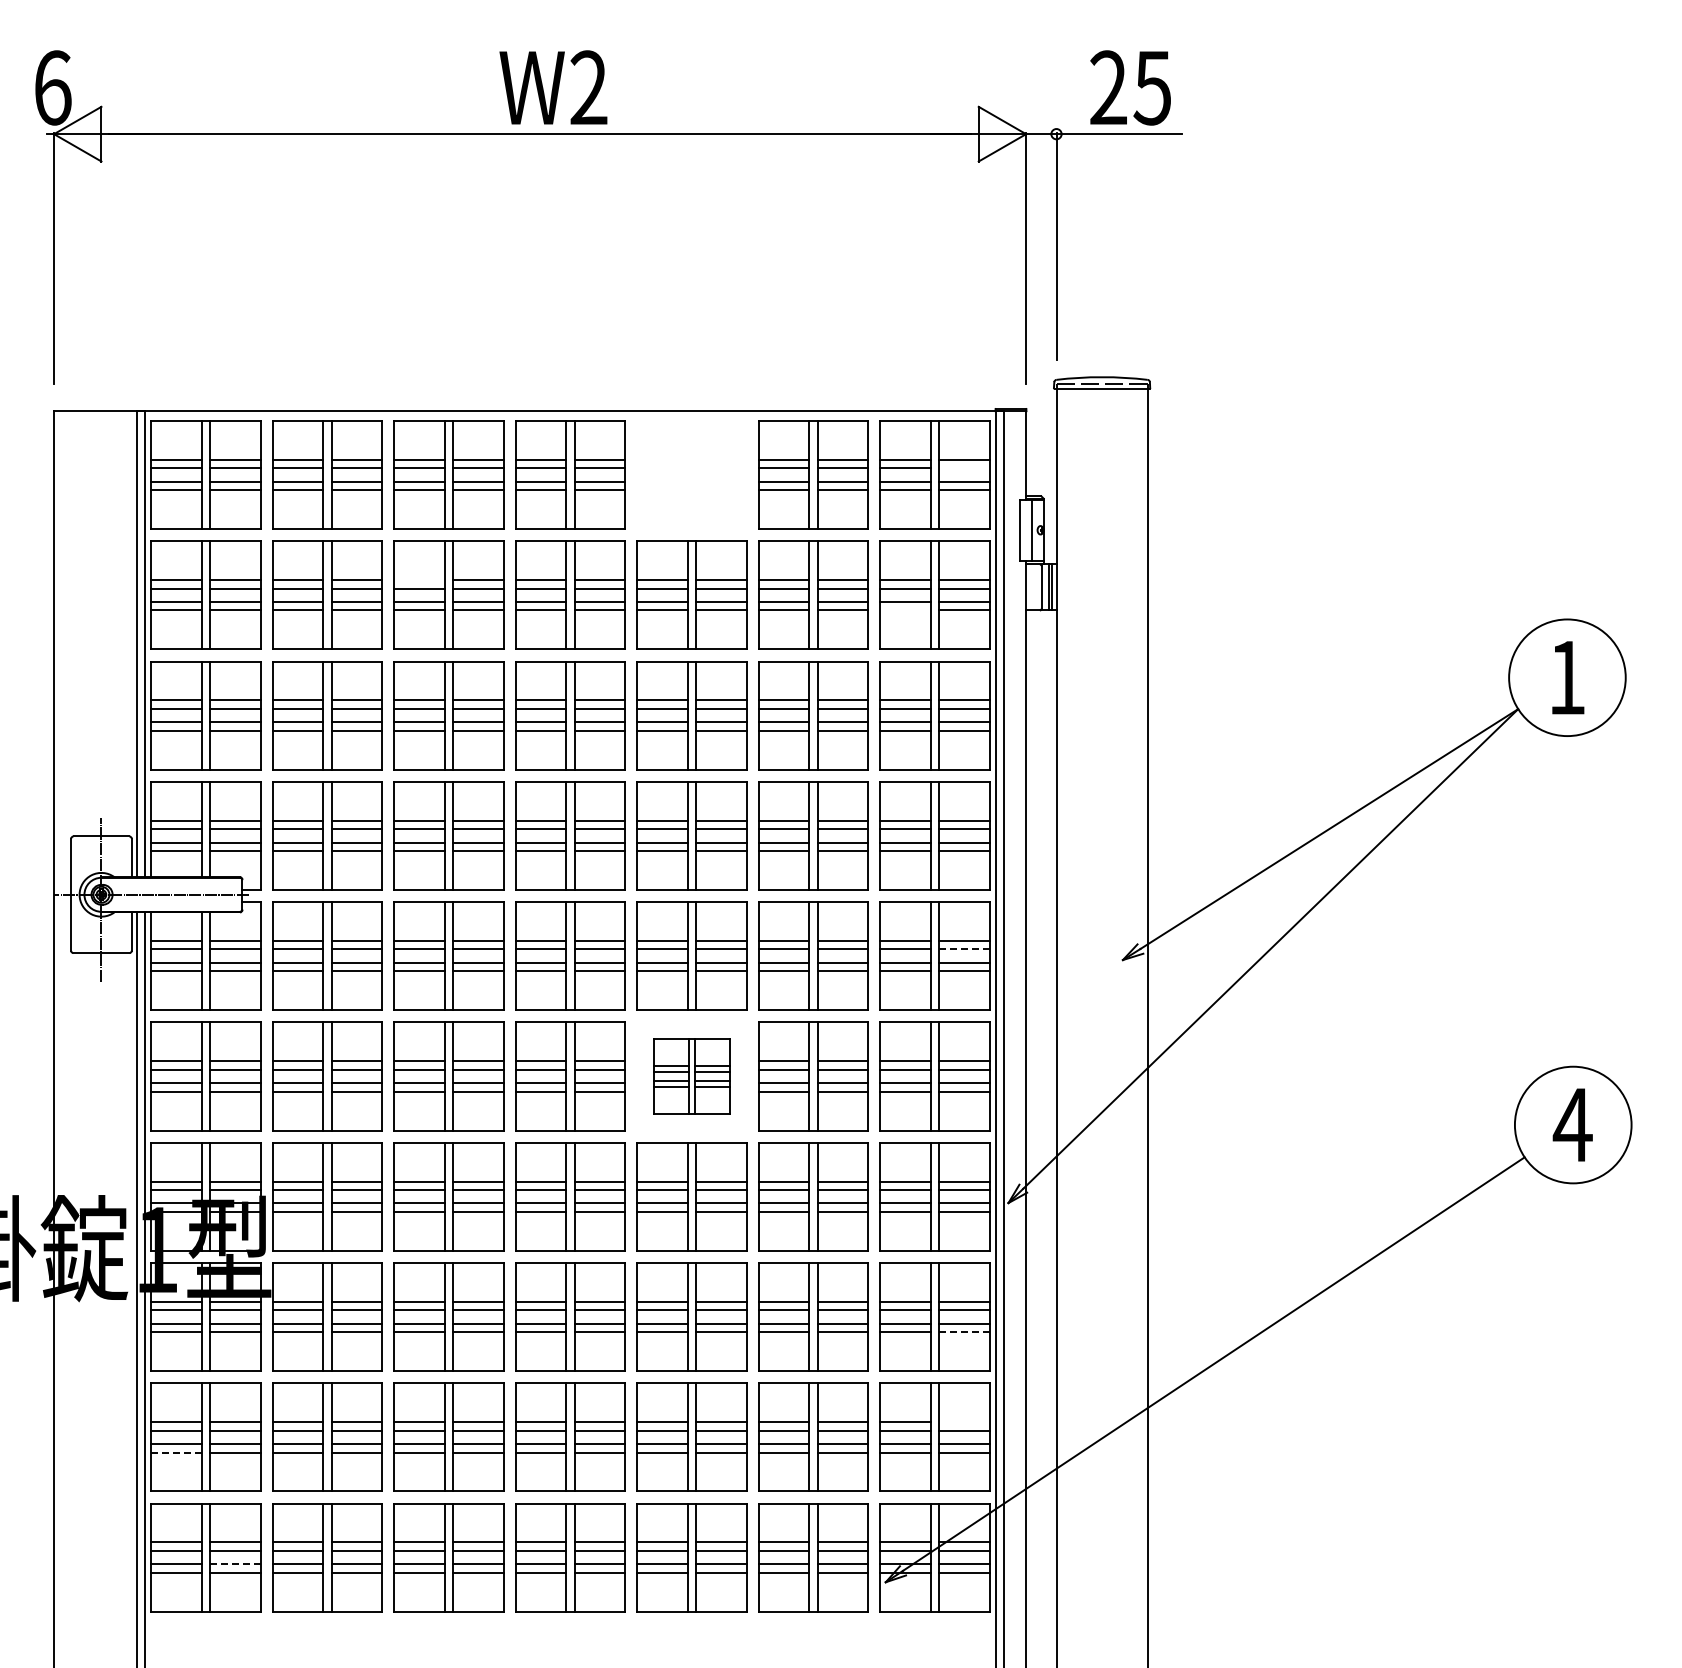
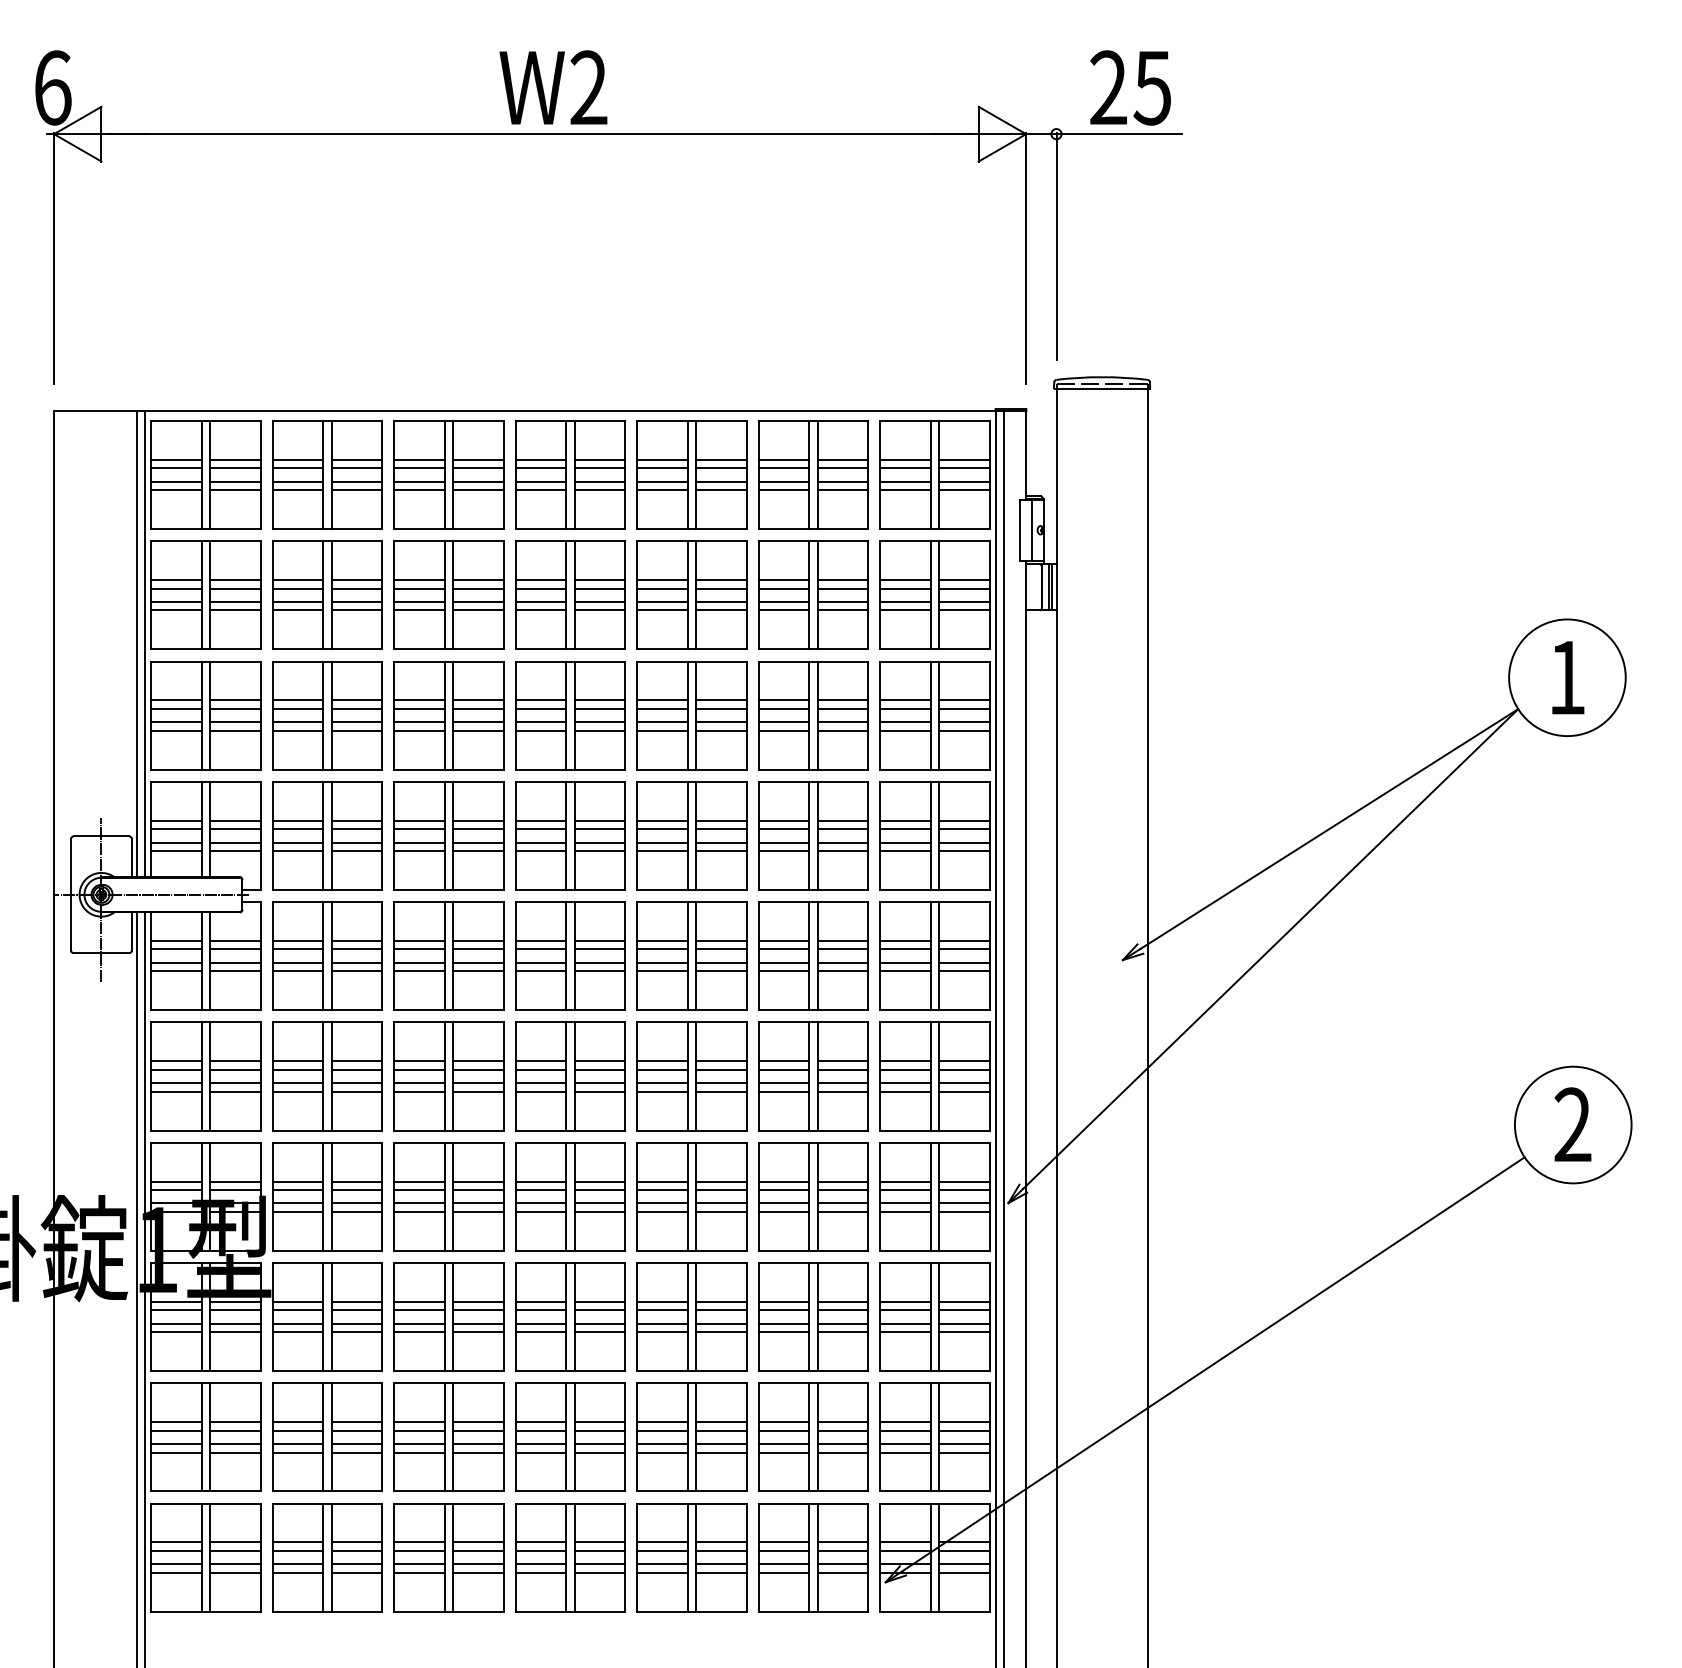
line: none -> present (964, 468)
part: none -> present (691, 474)
line: none -> present (419, 580)
line: none -> present (905, 610)
line: dashed -> solid (963, 949)
part size: 78x77 px -> 112x111 px (691, 1076)
text: 4 -> 2 (1572, 1124)
line: dashed -> solid (963, 1332)
line: none -> present (964, 1422)
line: dashed -> solid (176, 1452)
line: dashed -> solid (235, 1564)
